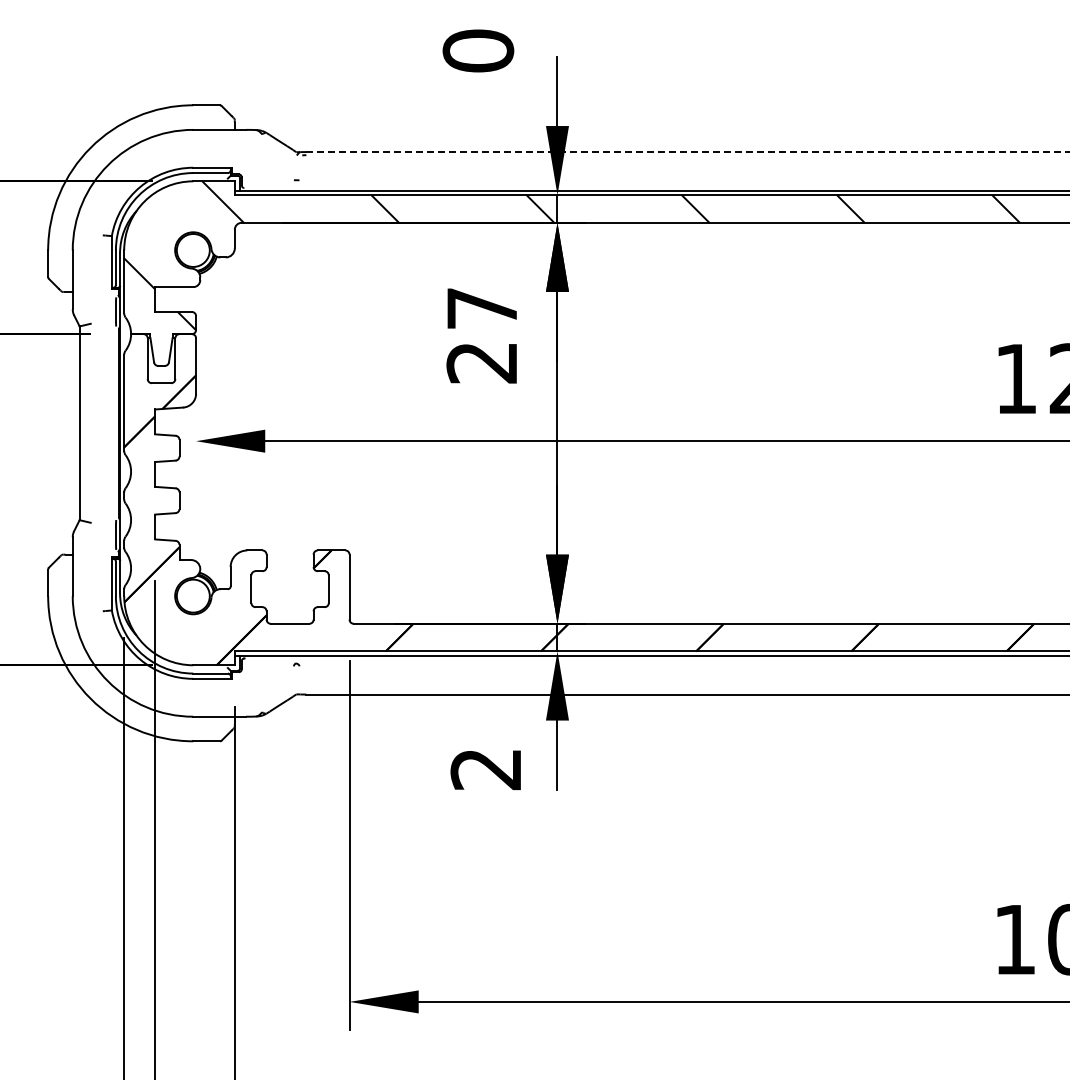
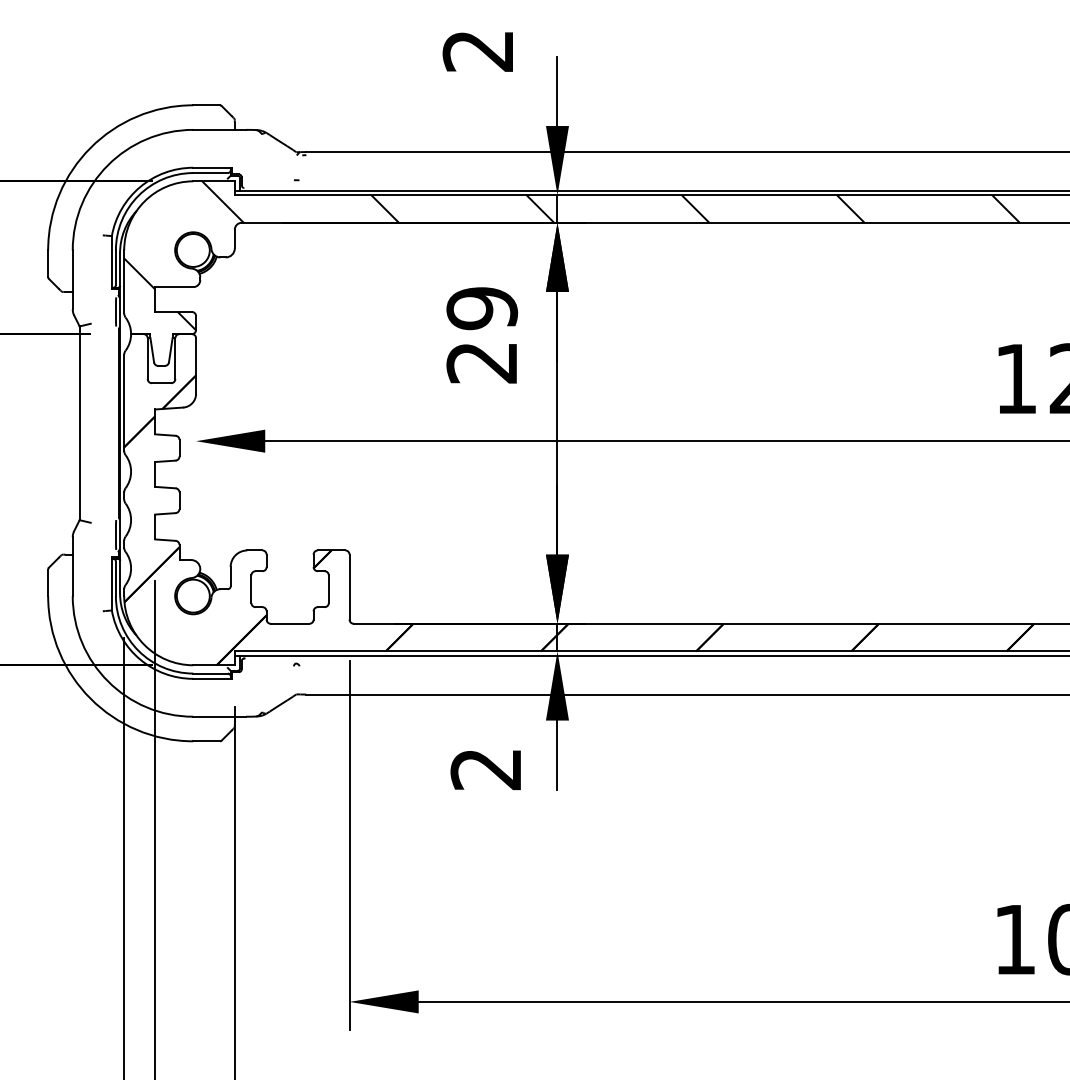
text: 0 -> 2 (478, 50)
line: dashed -> solid (688, 152)
text: 27 -> 29 (482, 308)
